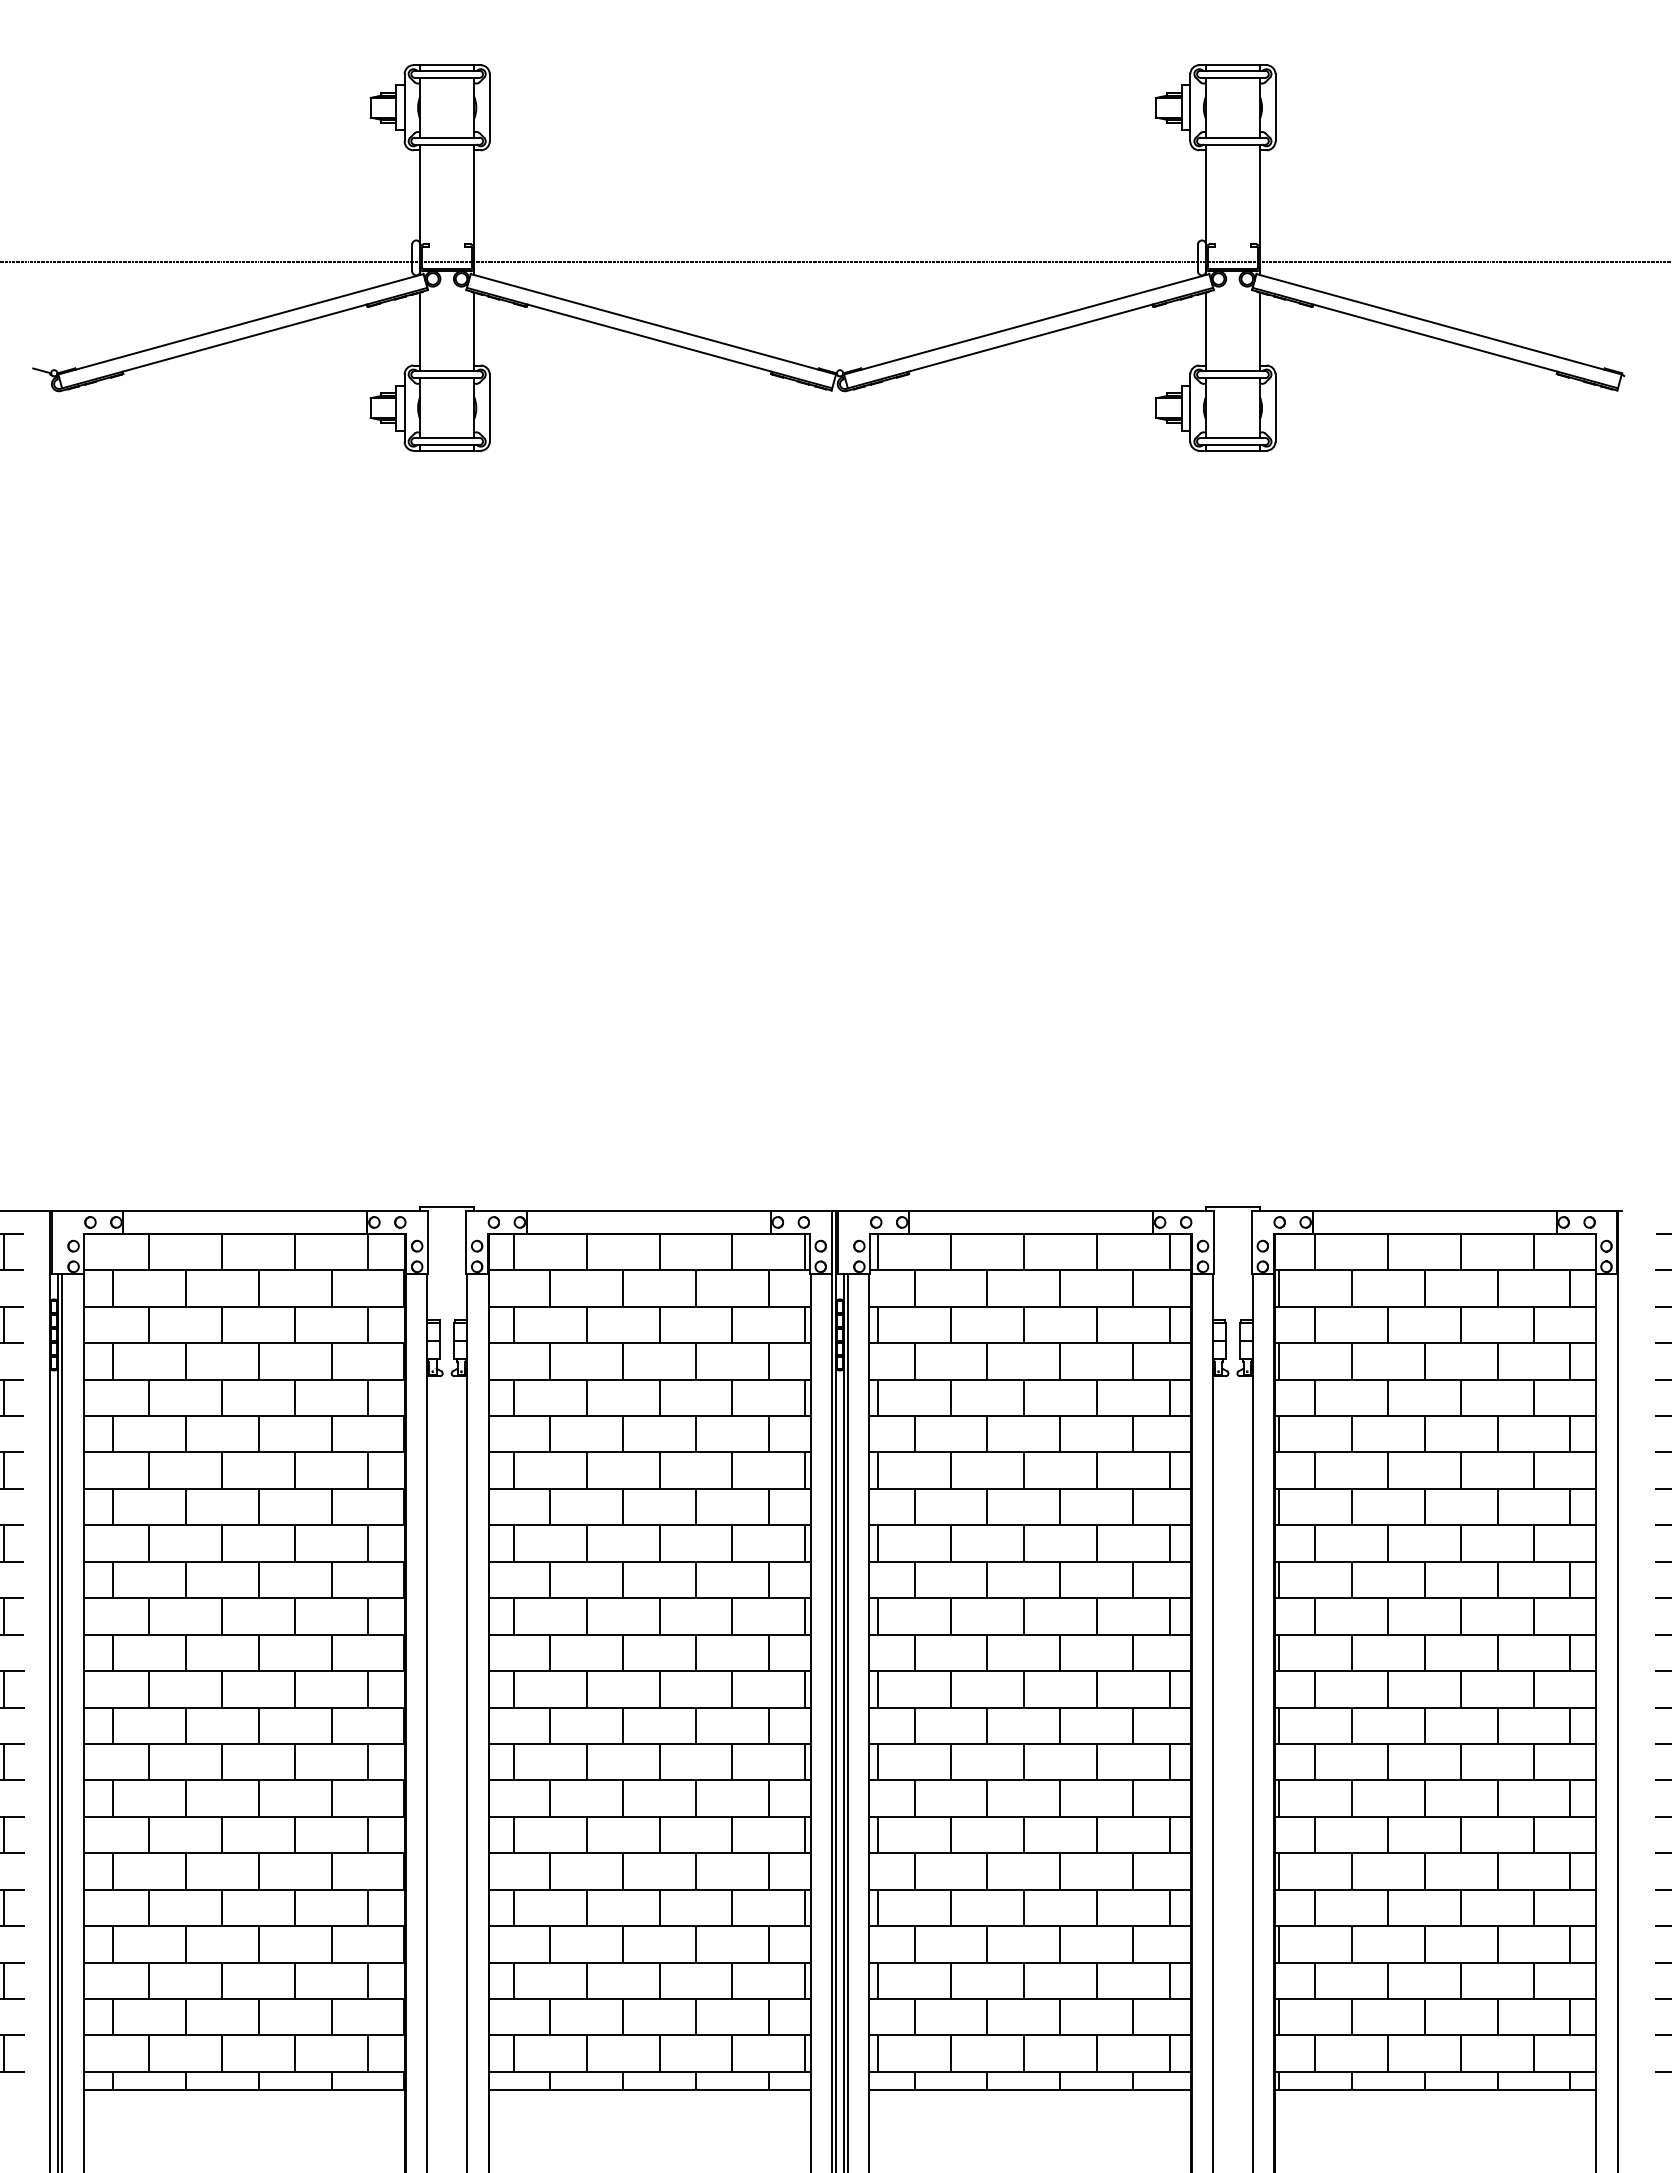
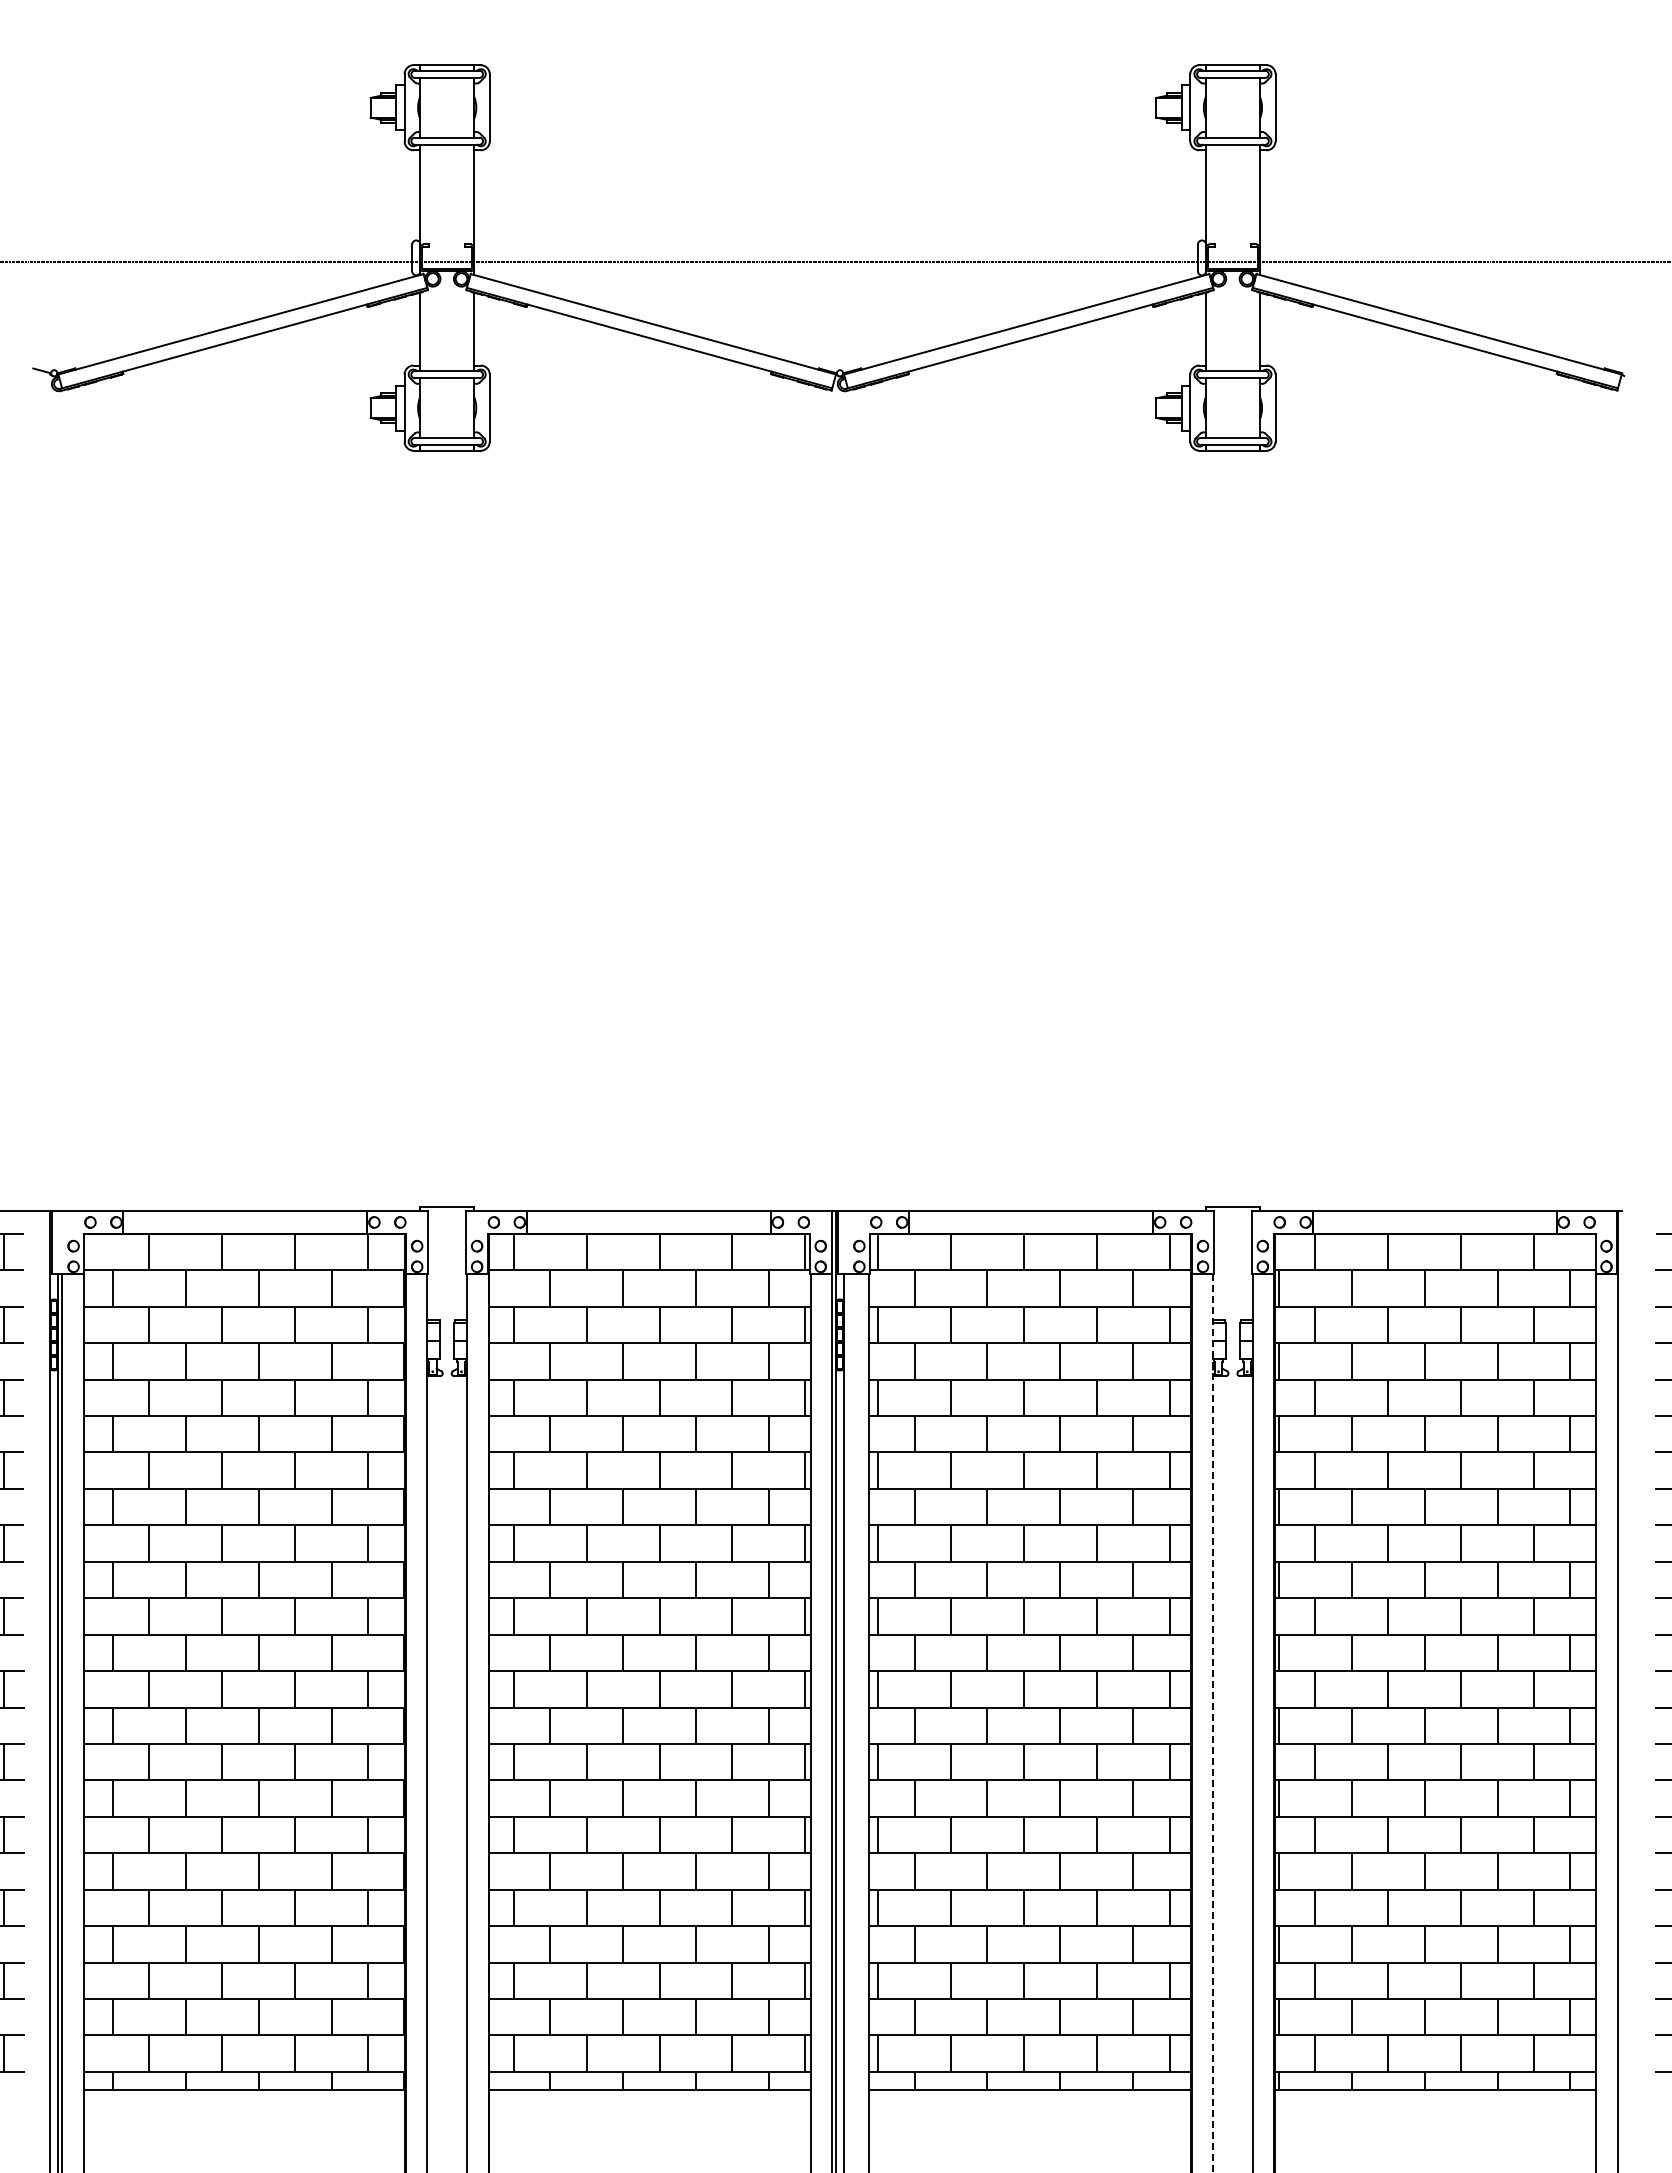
line: present -> none (847, 1721)
line: solid -> dashed (1213, 1723)
